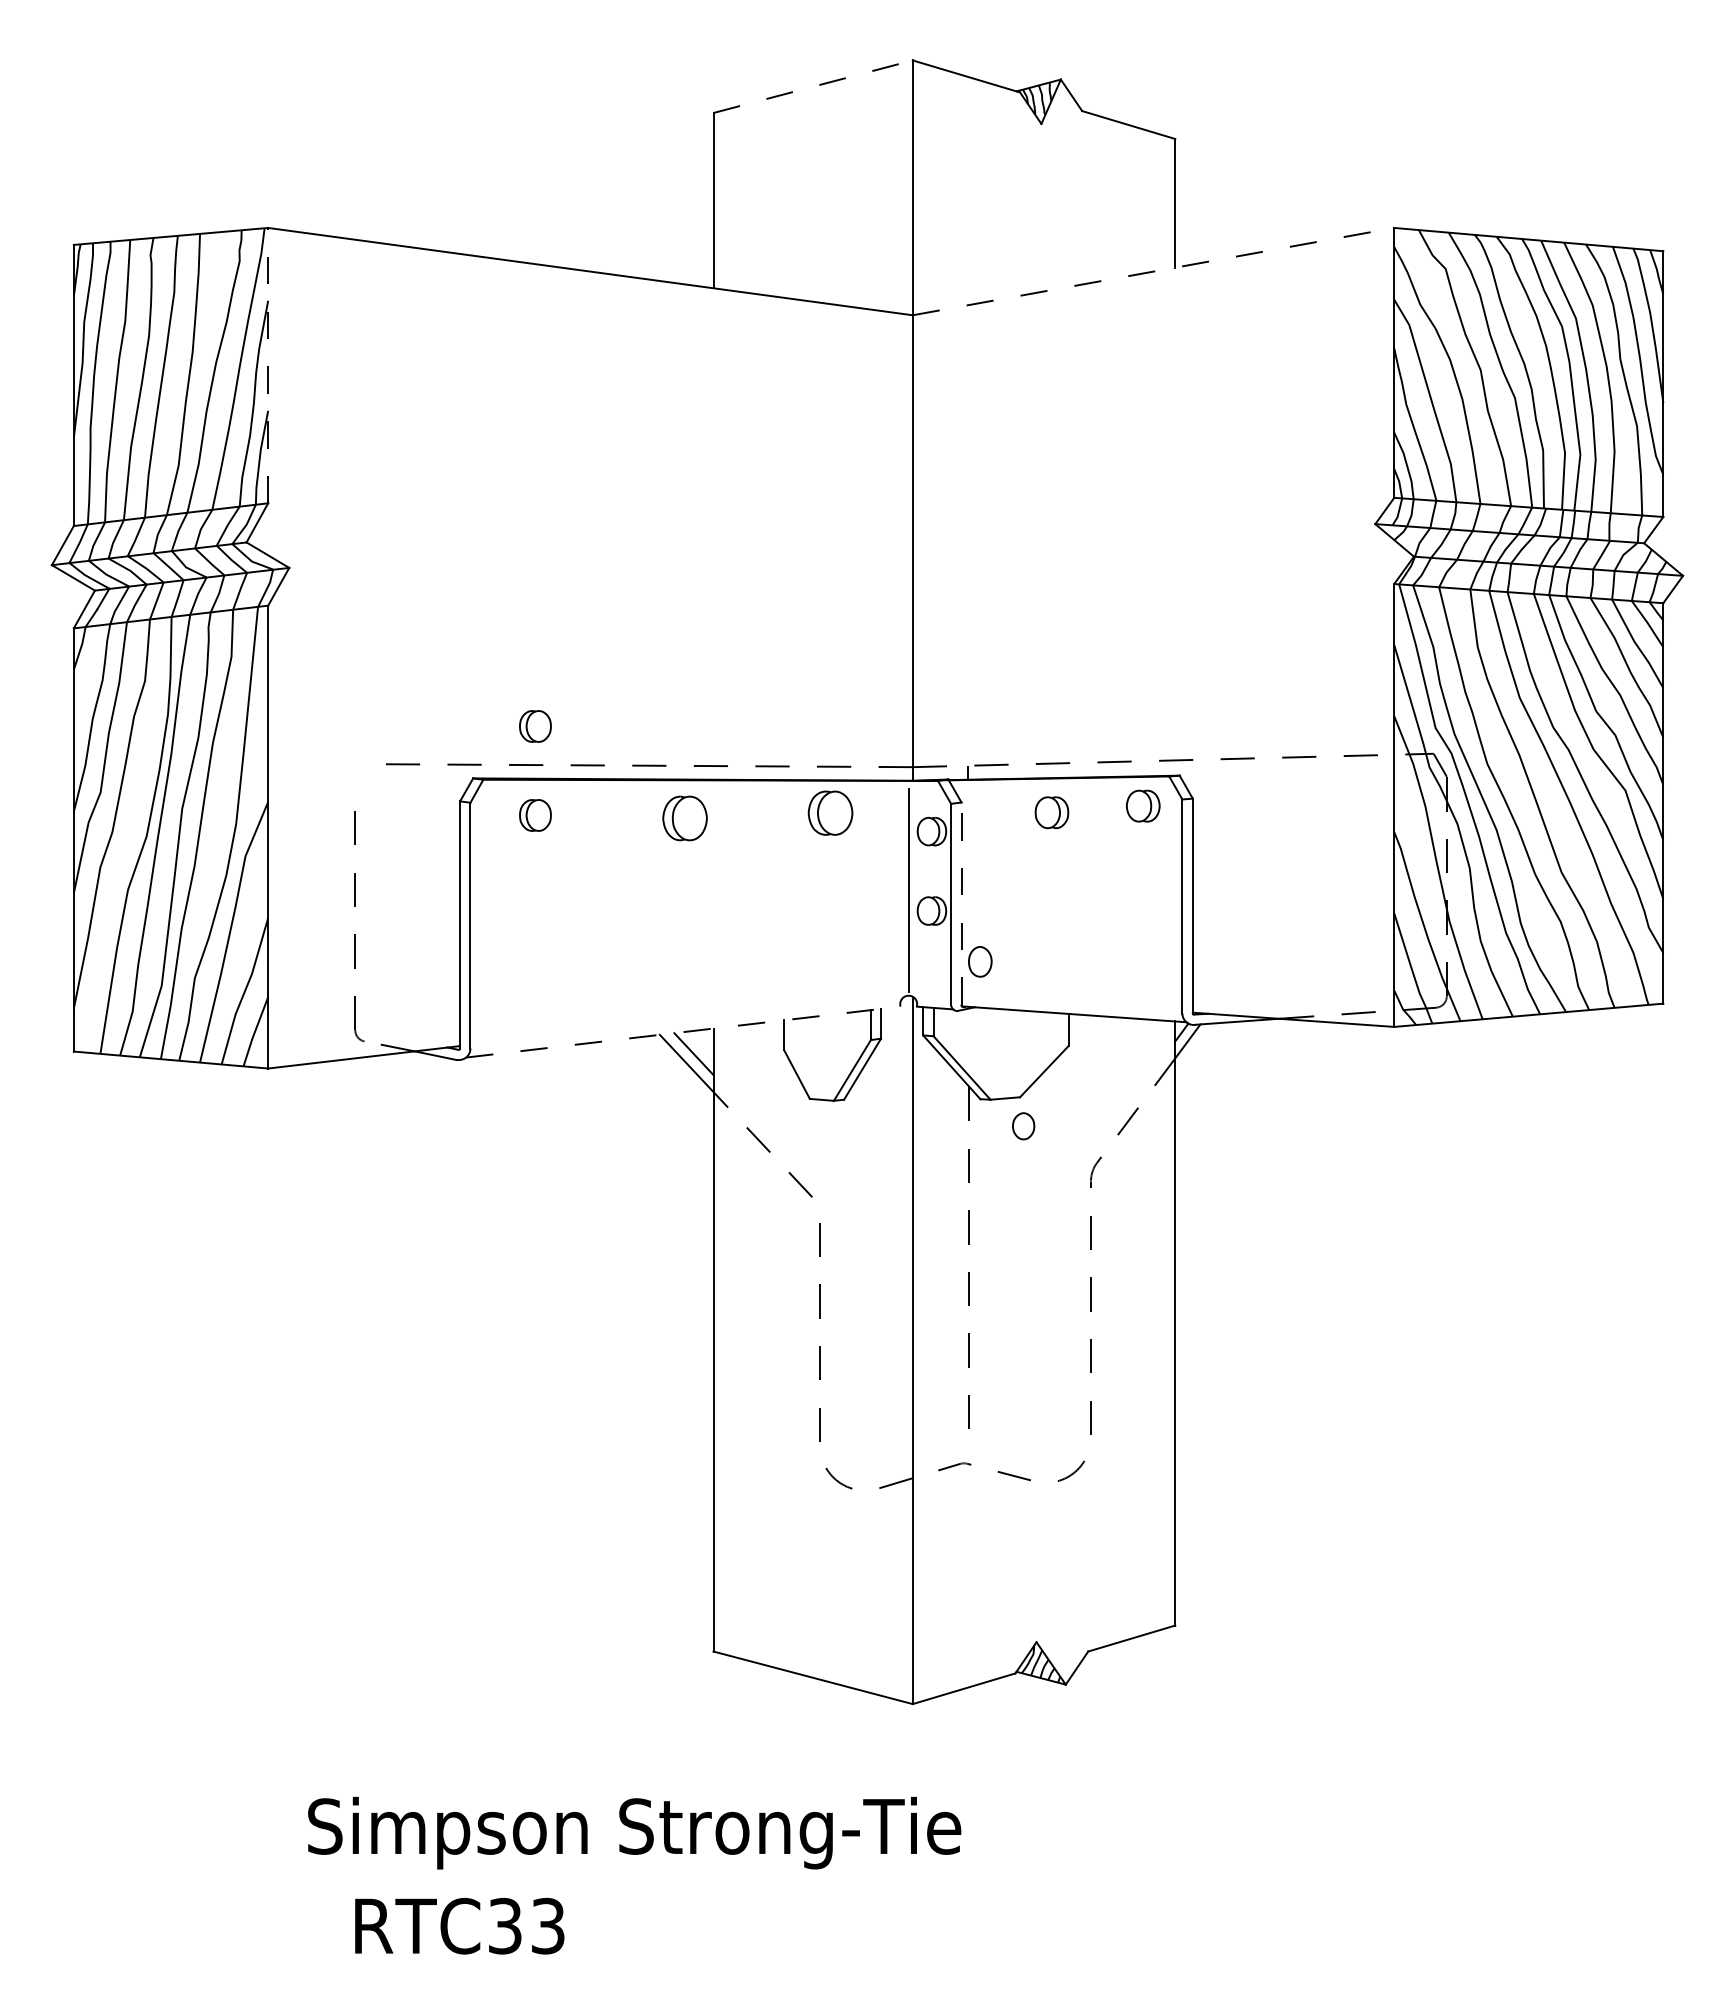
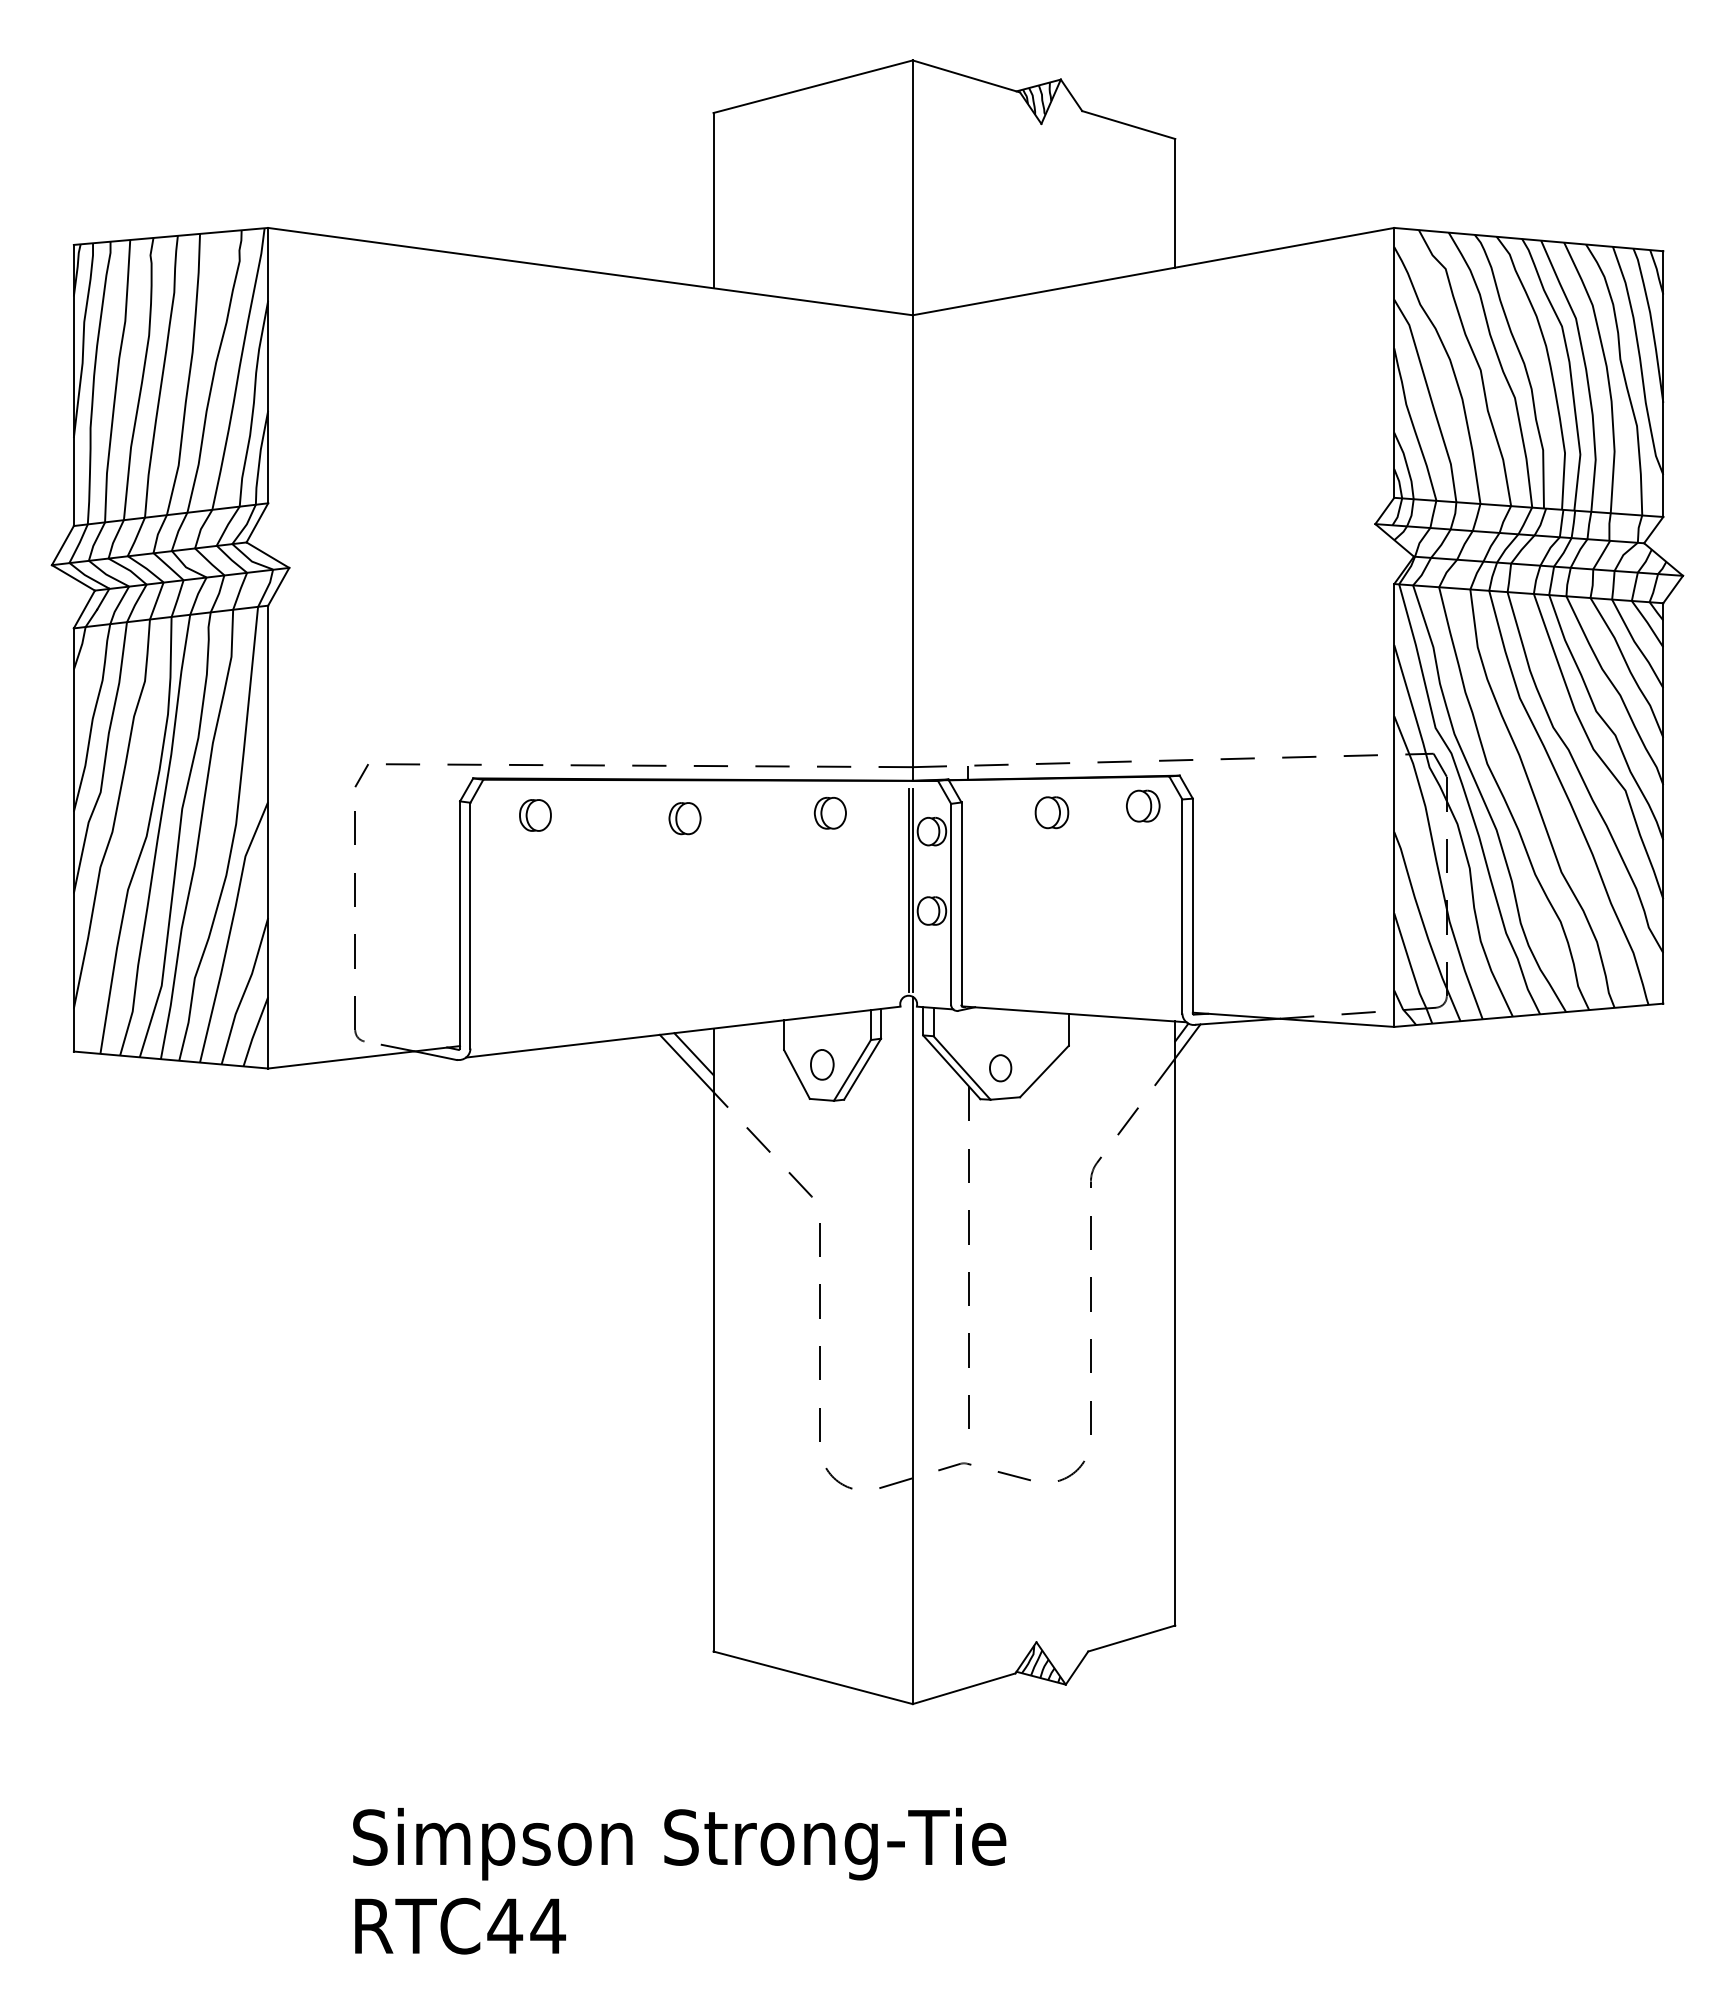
line: dashed -> solid (813, 86)
line: dashed -> solid (1153, 271)
line: dashed -> solid (268, 365)
part: present -> none (535, 726)
line: none -> present (361, 775)
part size: 47x46 px -> 34x33 px (829, 813)
part size: 46x47 px -> 34x34 px (684, 818)
line: none -> present (912, 889)
line: dashed -> solid (961, 903)
part position: (980, 961) -> (822, 1064) (822, 1064)
line: dashed -> solid (683, 1032)
part position: (1023, 1126) -> (1000, 1068) (1000, 1068)
text position: (634, 1833) -> (679, 1844) (679, 1844)
text: RTC33 -> RTC44 (526, 1925)
